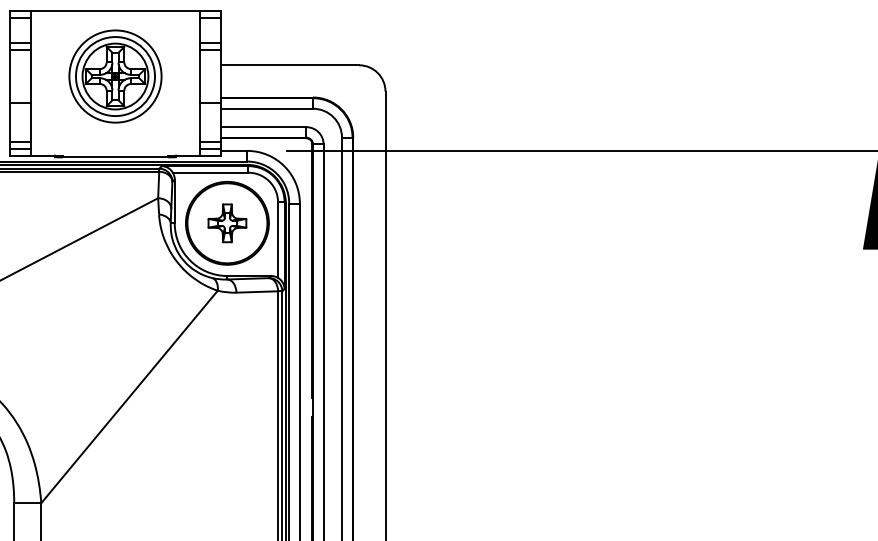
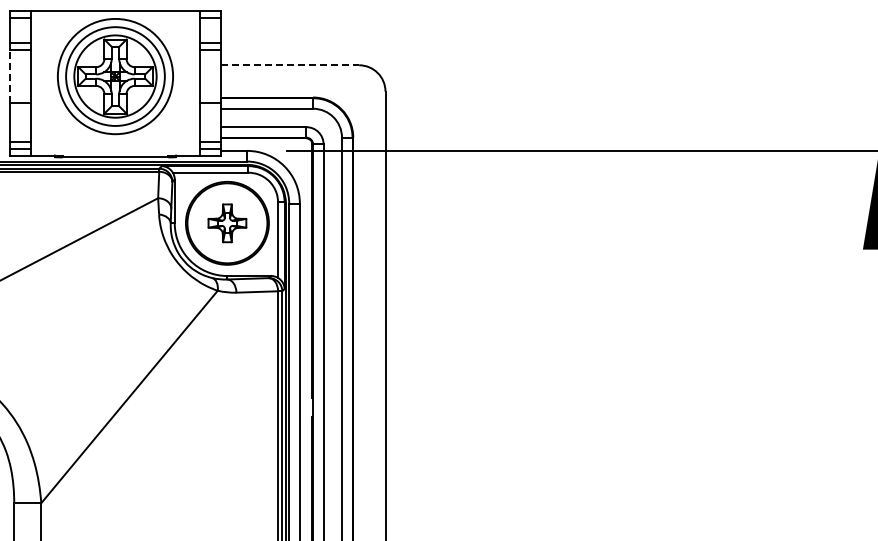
line: solid -> dashed (290, 65)
line: solid -> dashed (10, 76)
part size: 95x95 px -> 117x118 px (115, 76)
